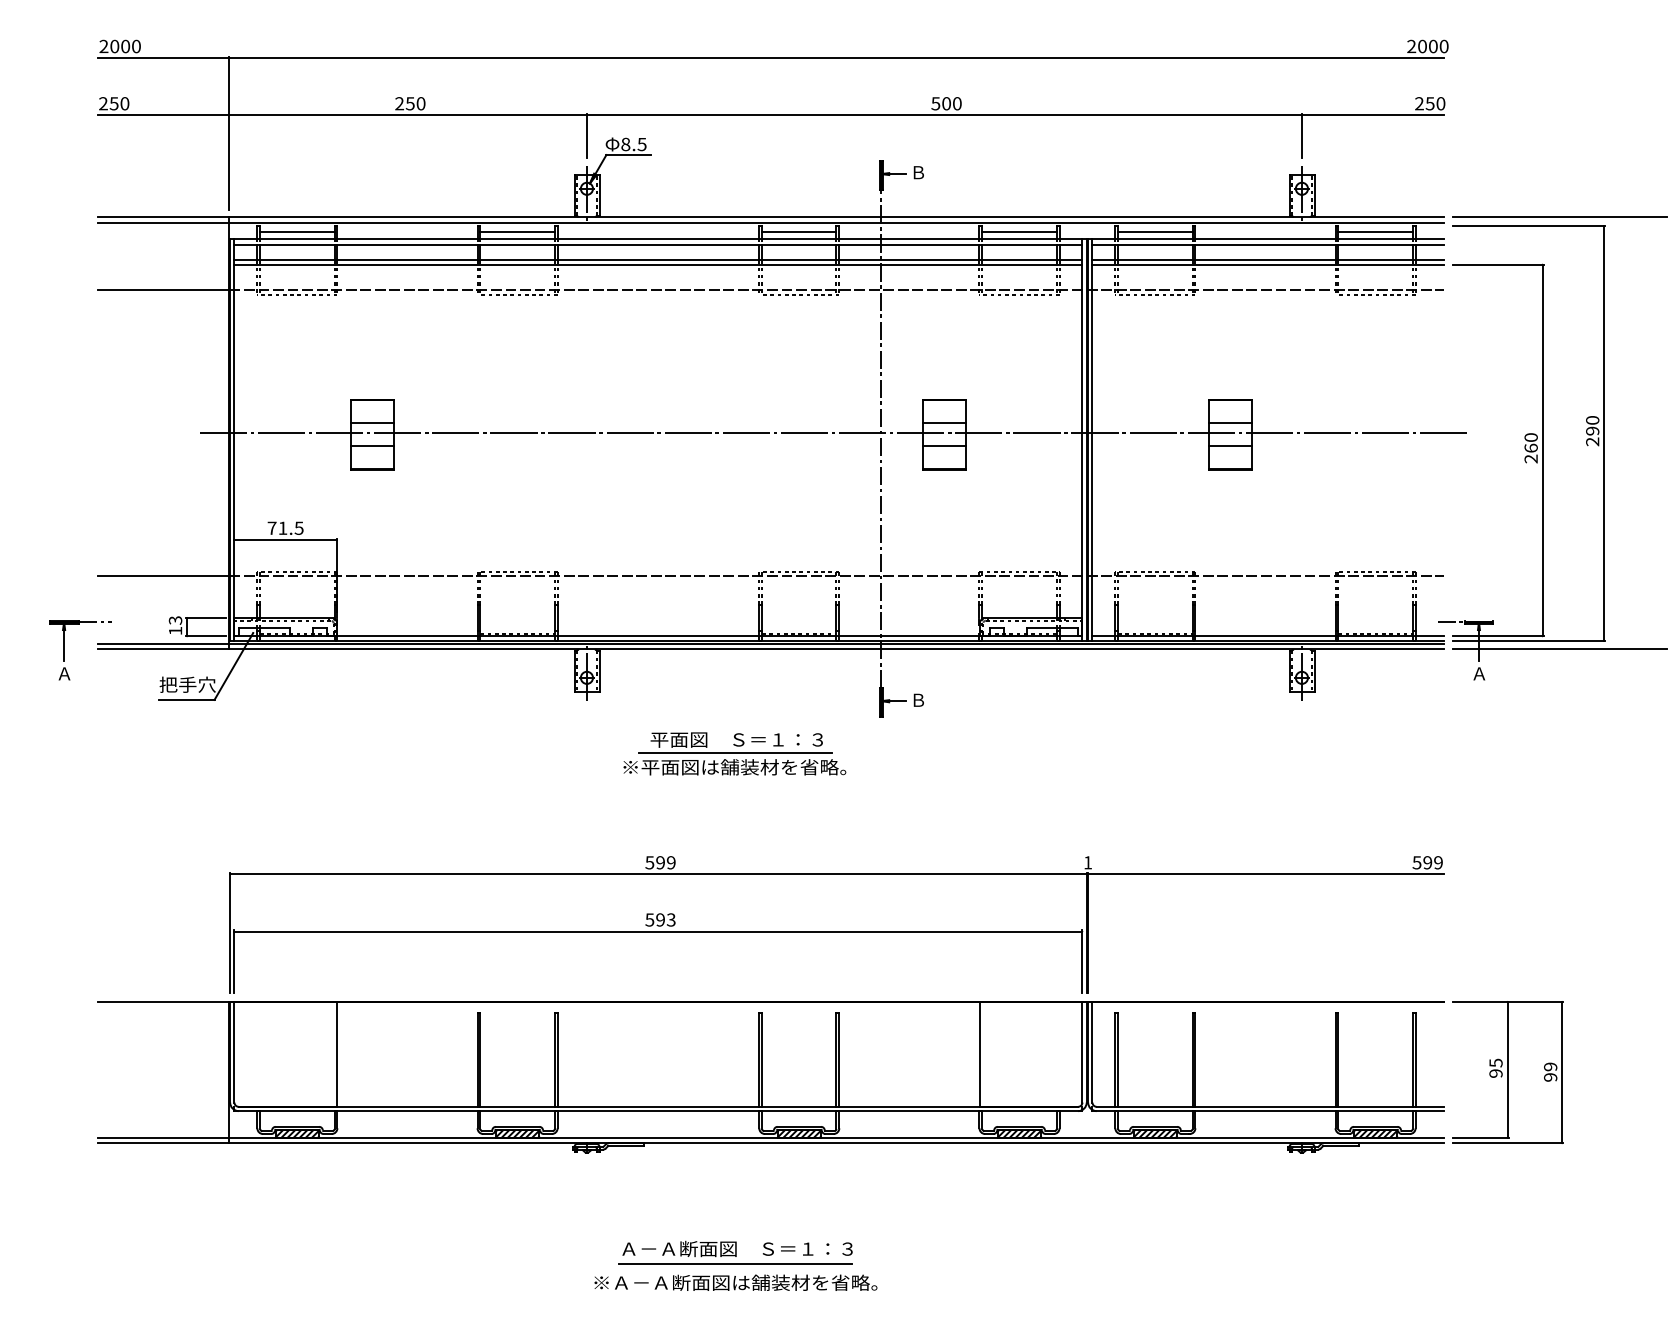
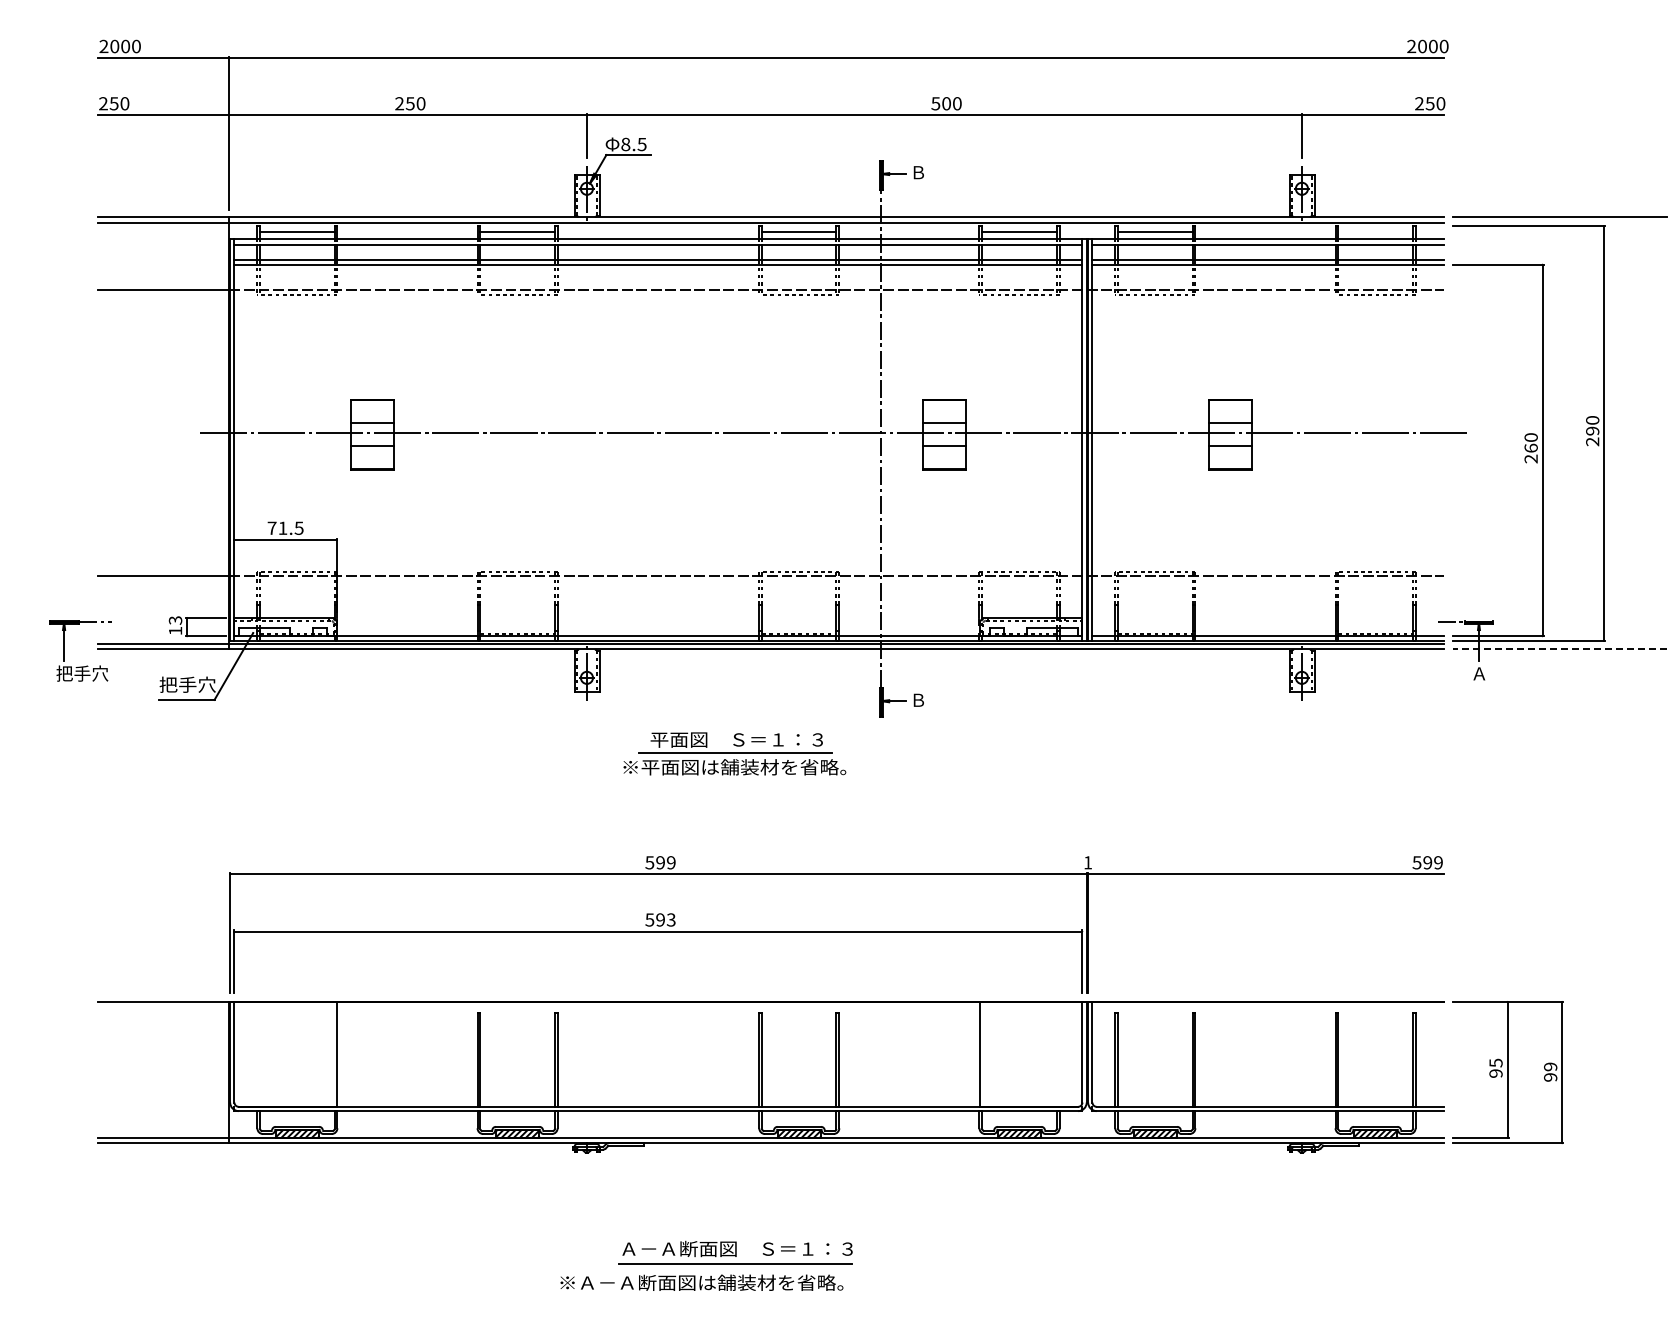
line: present -> none (1375, 232)
line: solid -> dashed (1559, 649)
text: Ａ -> 把手穴 (82, 673)
text position: (735, 1282) -> (701, 1282) (701, 1282)
